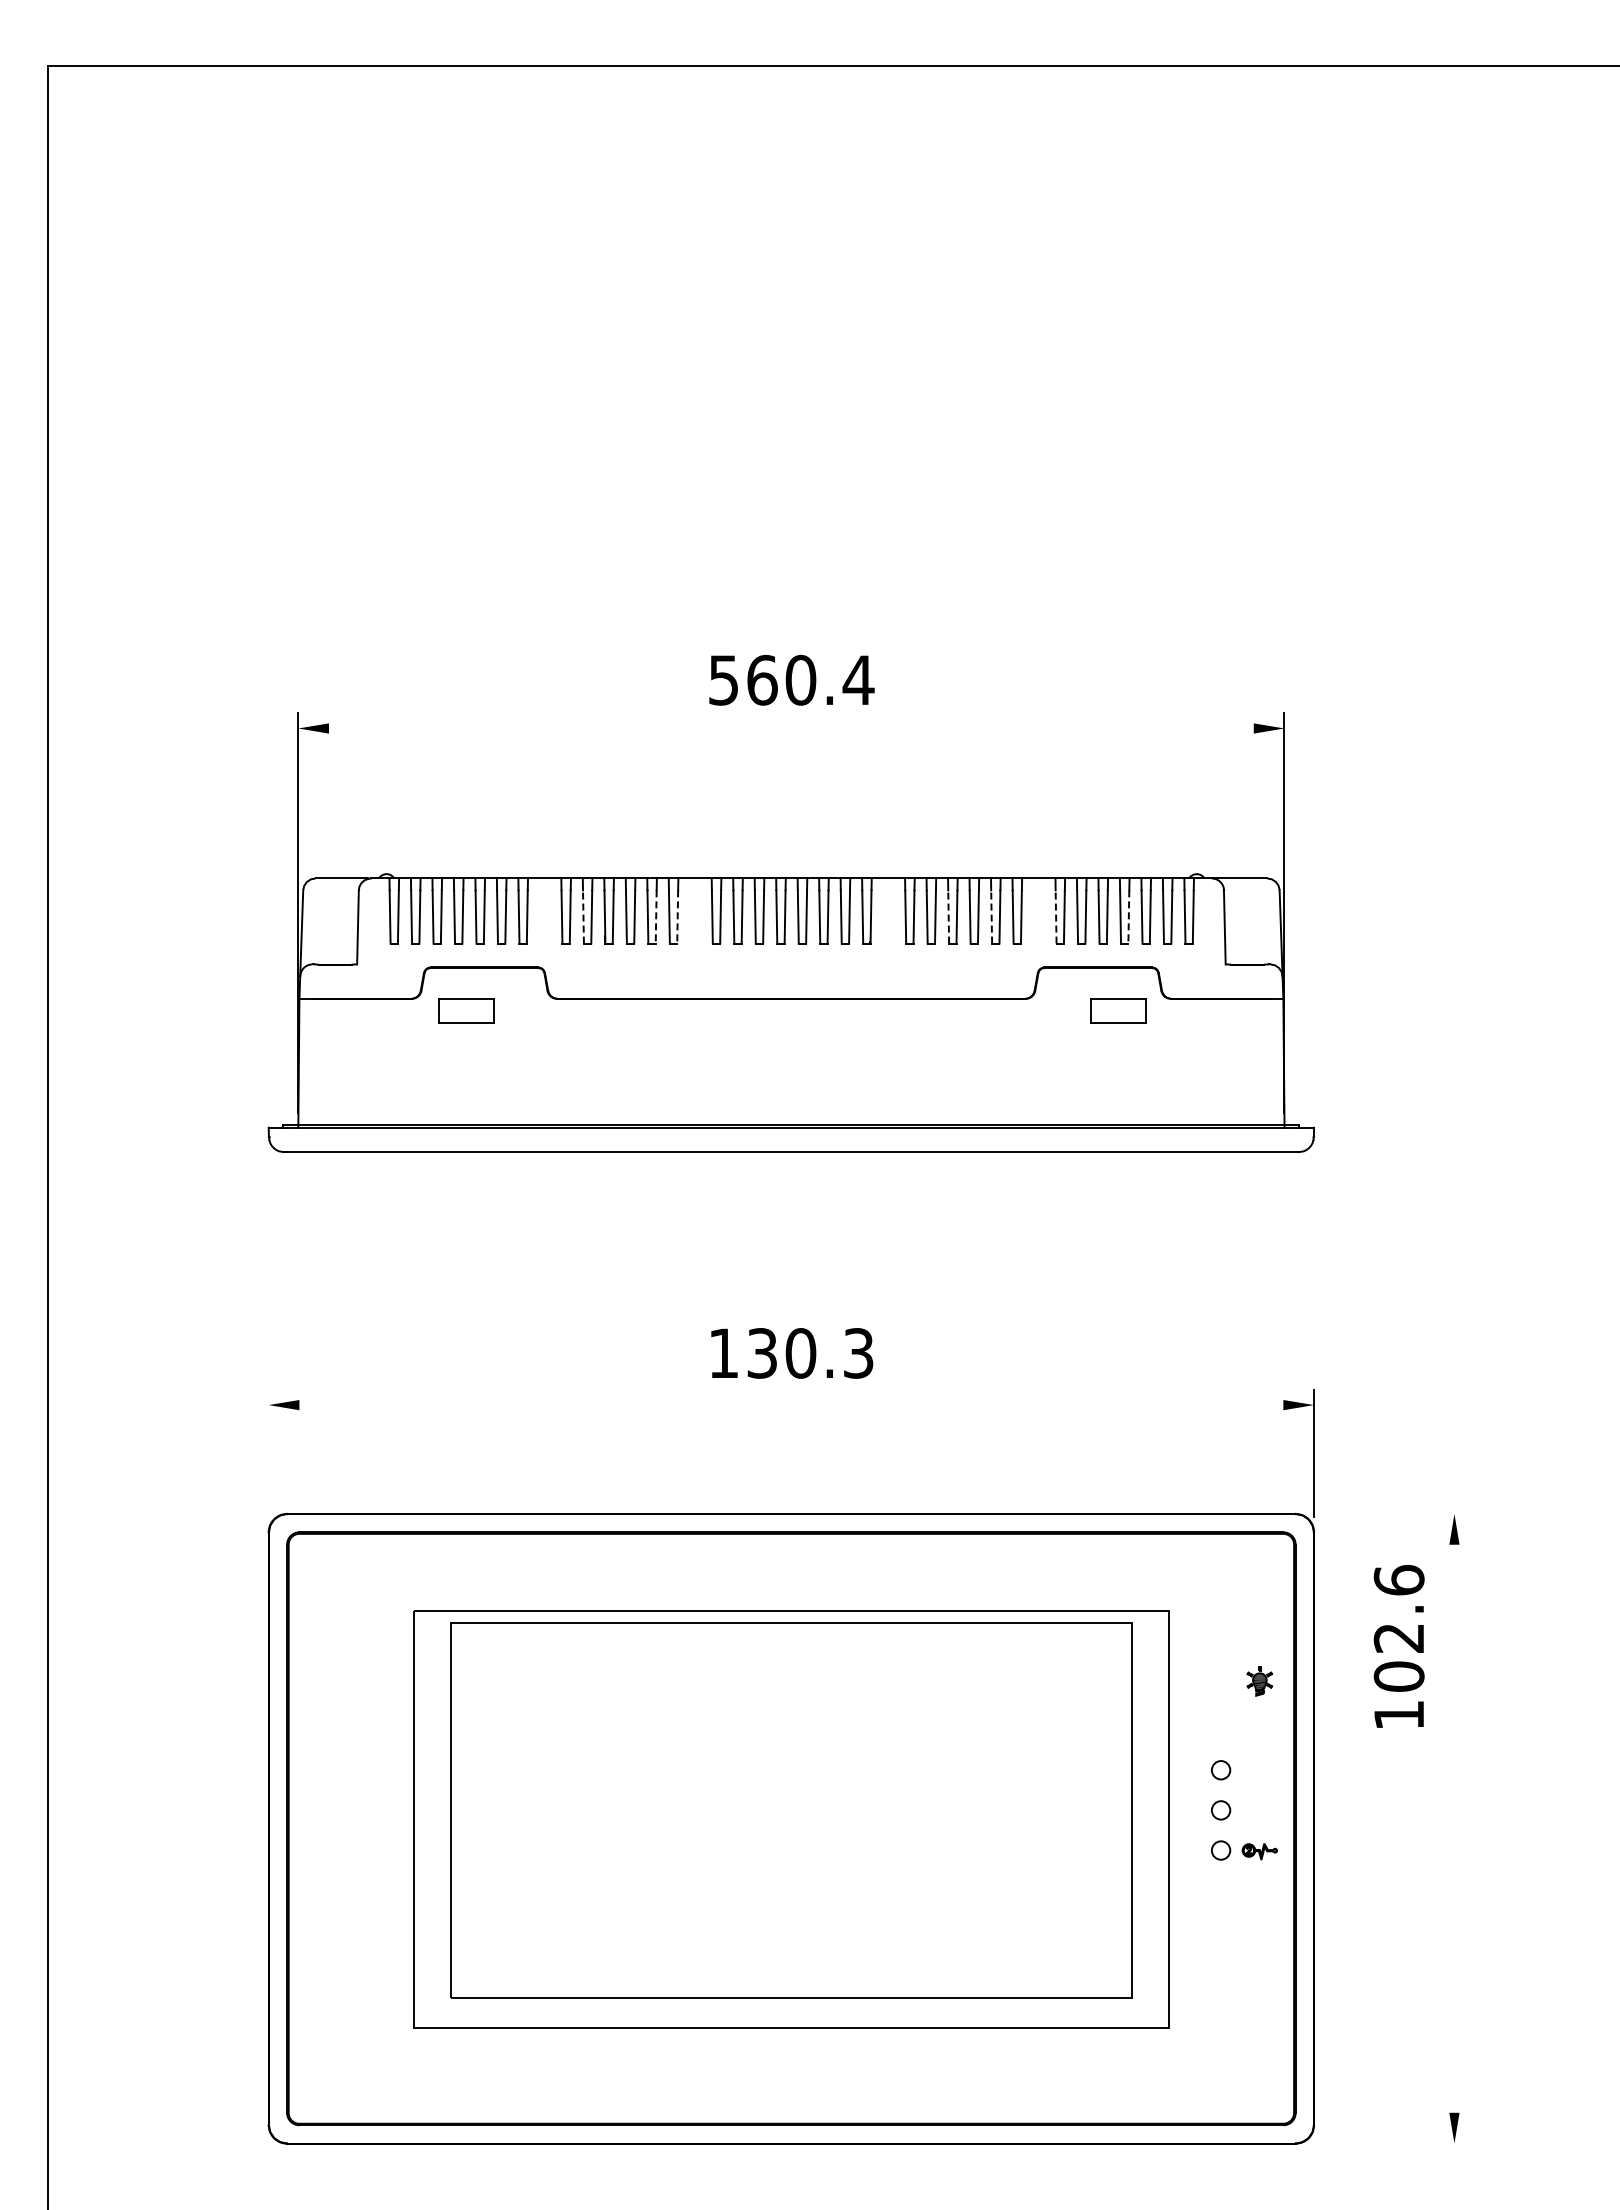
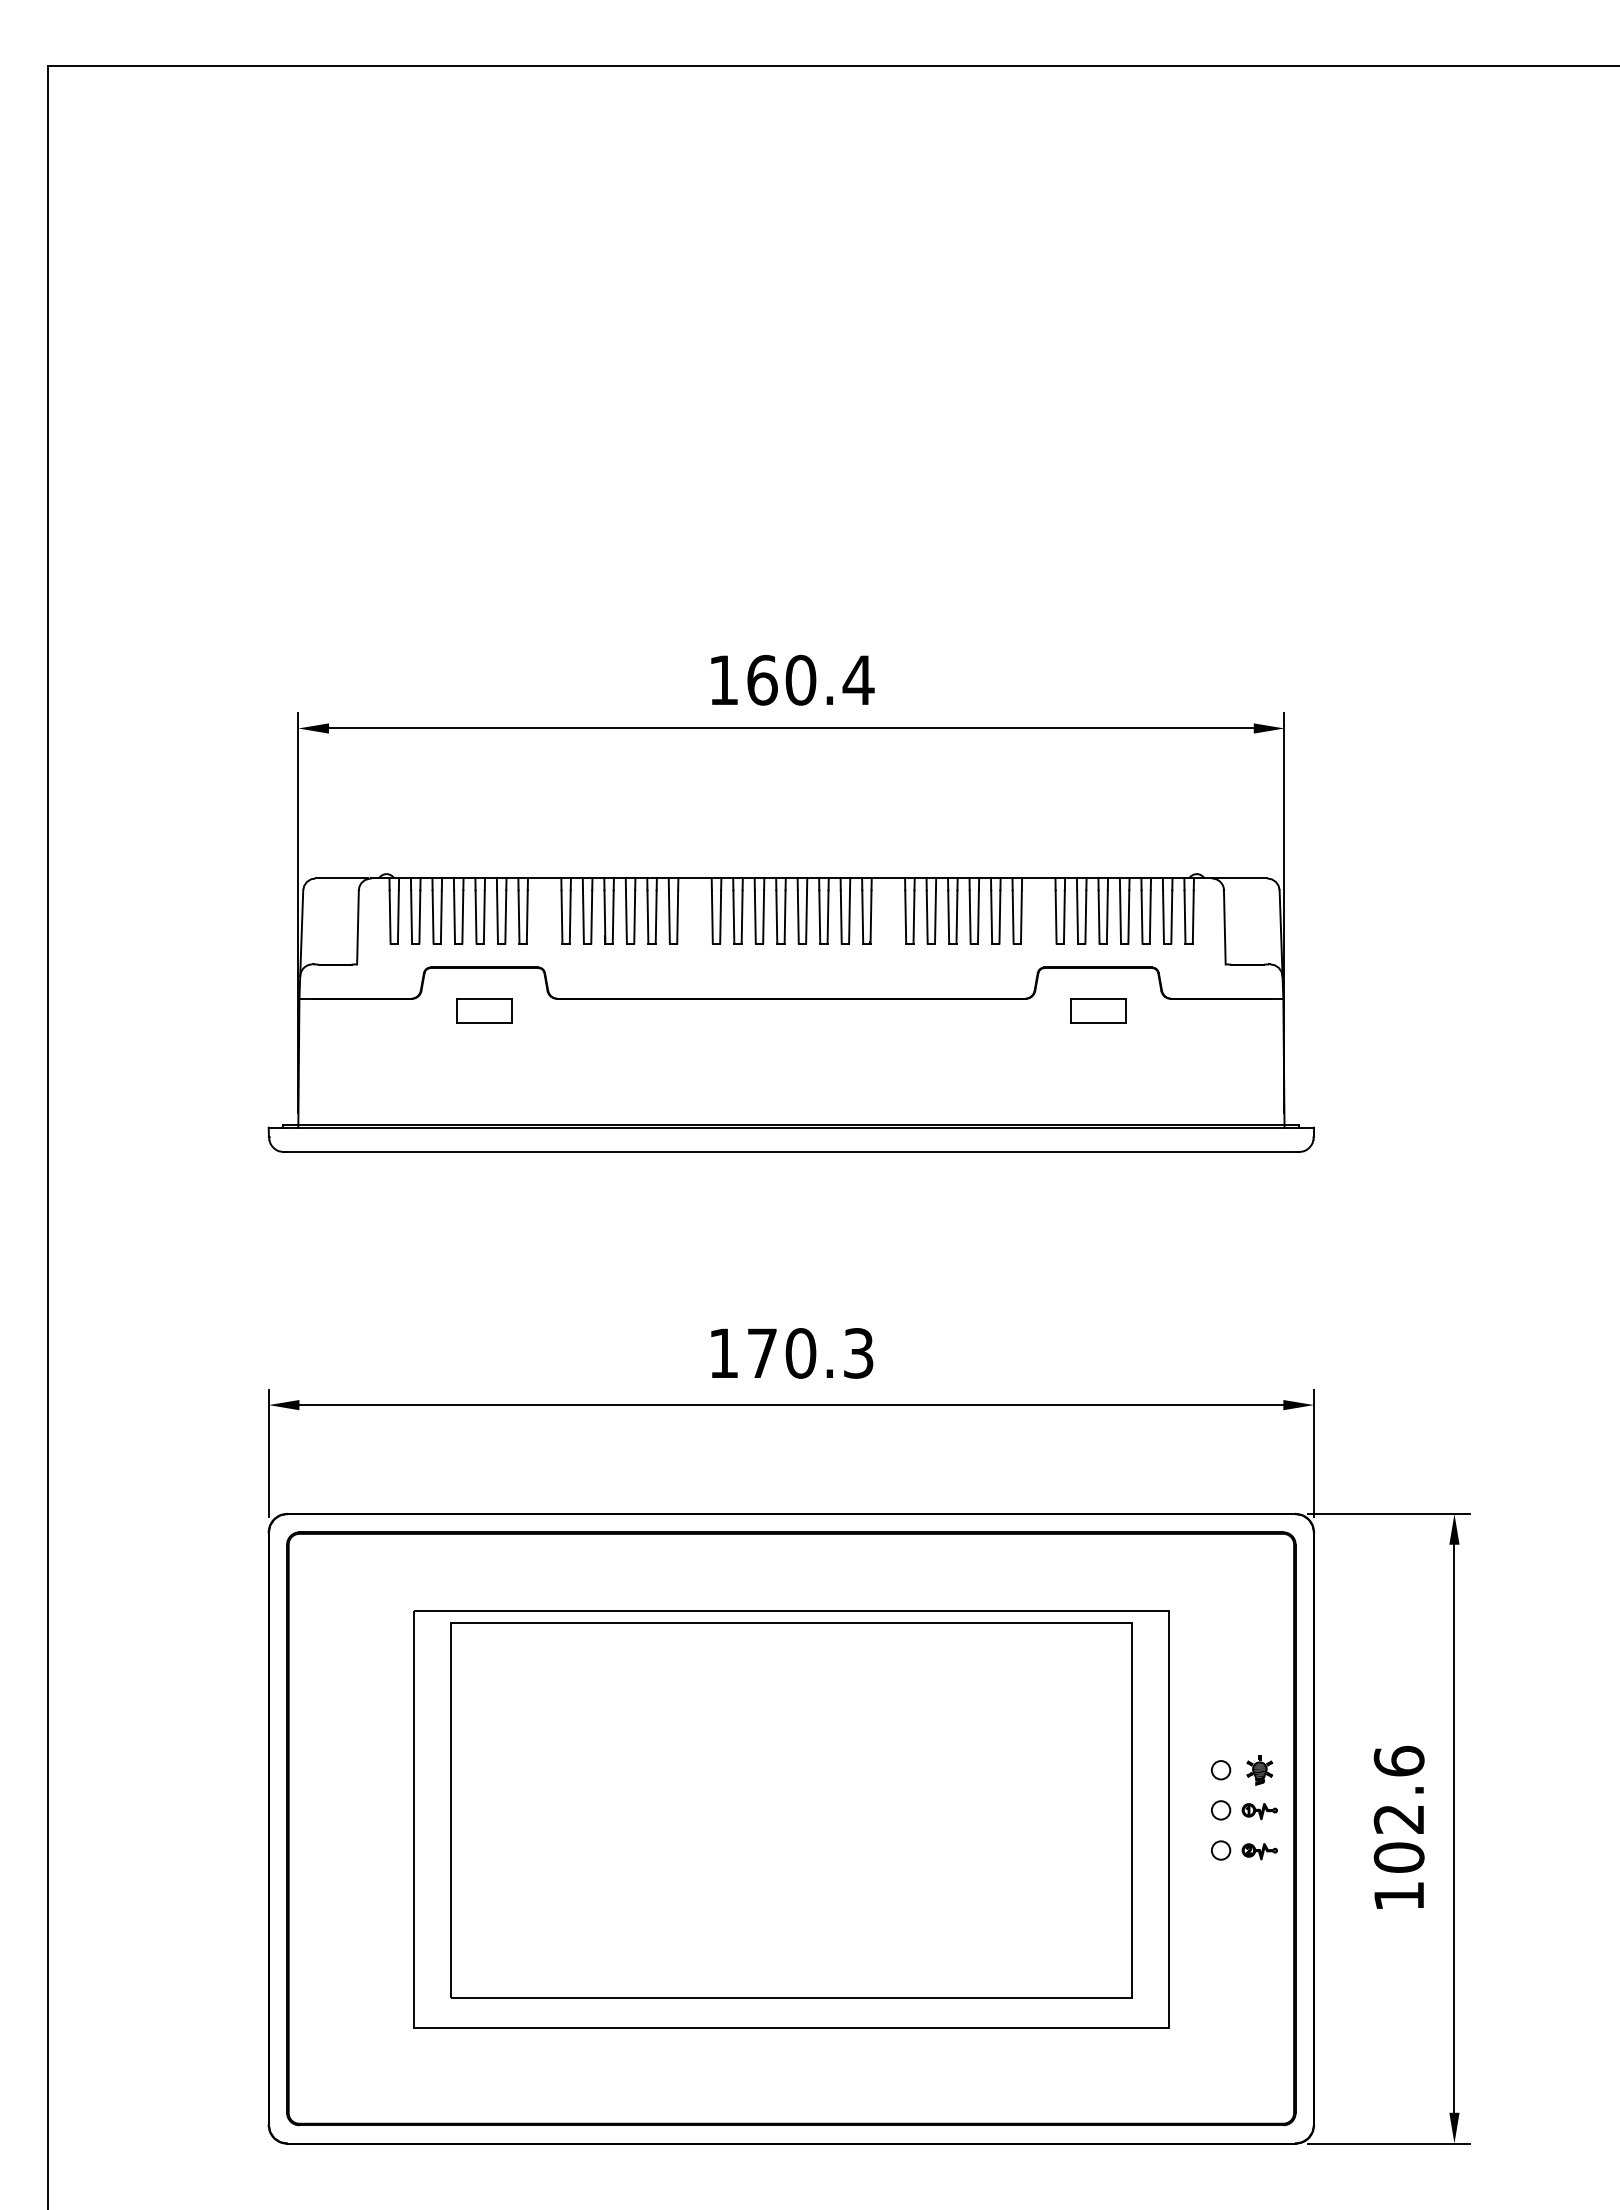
text: 560.4 -> 160.4 (723, 680)
line: none -> present (791, 728)
line: dashed -> solid (583, 916)
line: dashed -> solid (656, 916)
line: dashed -> solid (677, 916)
line: dashed -> solid (948, 916)
line: dashed -> solid (991, 916)
line: dashed -> solid (1056, 916)
line: dashed -> solid (1128, 916)
part position: (466, 1010) -> (484, 1010) (484, 1010)
part position: (1118, 1010) -> (1098, 1010) (1098, 1010)
text: 130.3 -> 170.3 (761, 1353)
line: none -> present (791, 1405)
line: none -> present (268, 1452)
line: none -> present (1388, 1514)
text position: (1398, 1646) -> (1398, 1827) (1398, 1827)
part position: (1259, 1681) -> (1259, 1770) (1259, 1770)
part: none -> present (1259, 1811)
line: none -> present (1454, 1828)
line: none -> present (1388, 2143)
